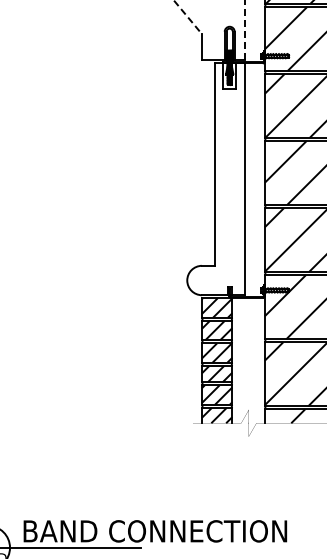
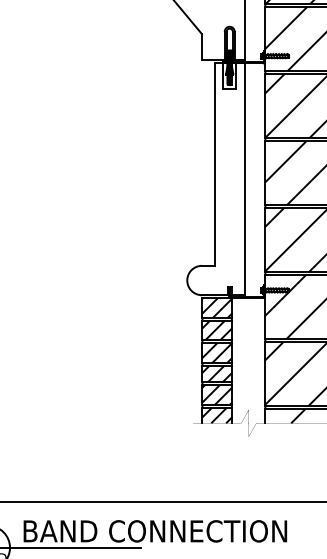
line: dashed -> solid (187, 17)
line: dashed -> solid (244, 30)
line: none -> present (162, 501)
